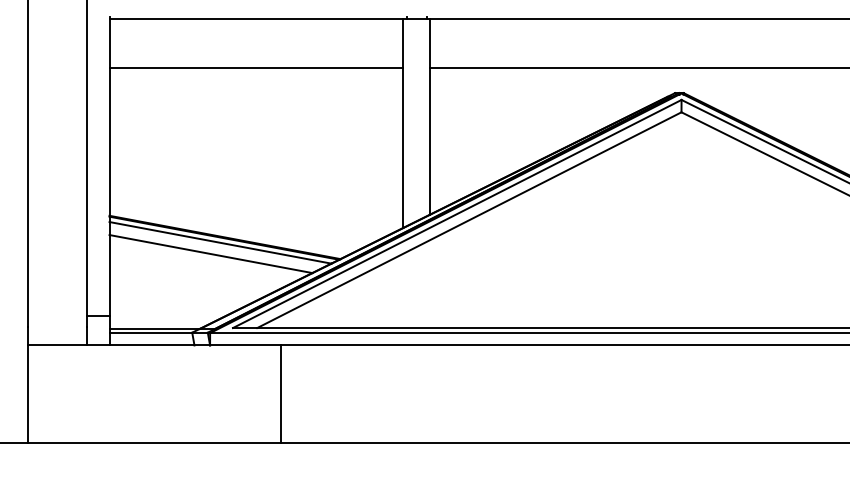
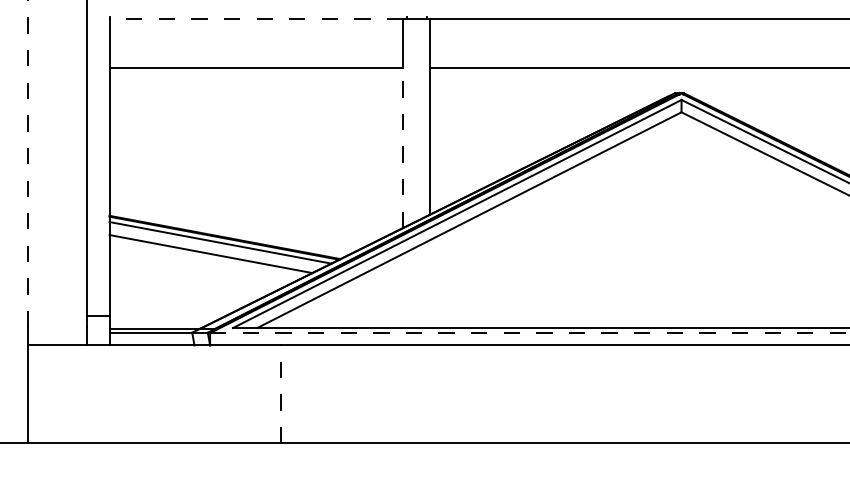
line: solid -> dashed (256, 19)
line: solid -> dashed (403, 148)
line: solid -> dashed (28, 163)
line: solid -> dashed (529, 333)
line: solid -> dashed (280, 394)
